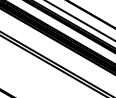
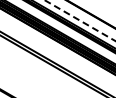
line: solid -> dashed (79, 20)
